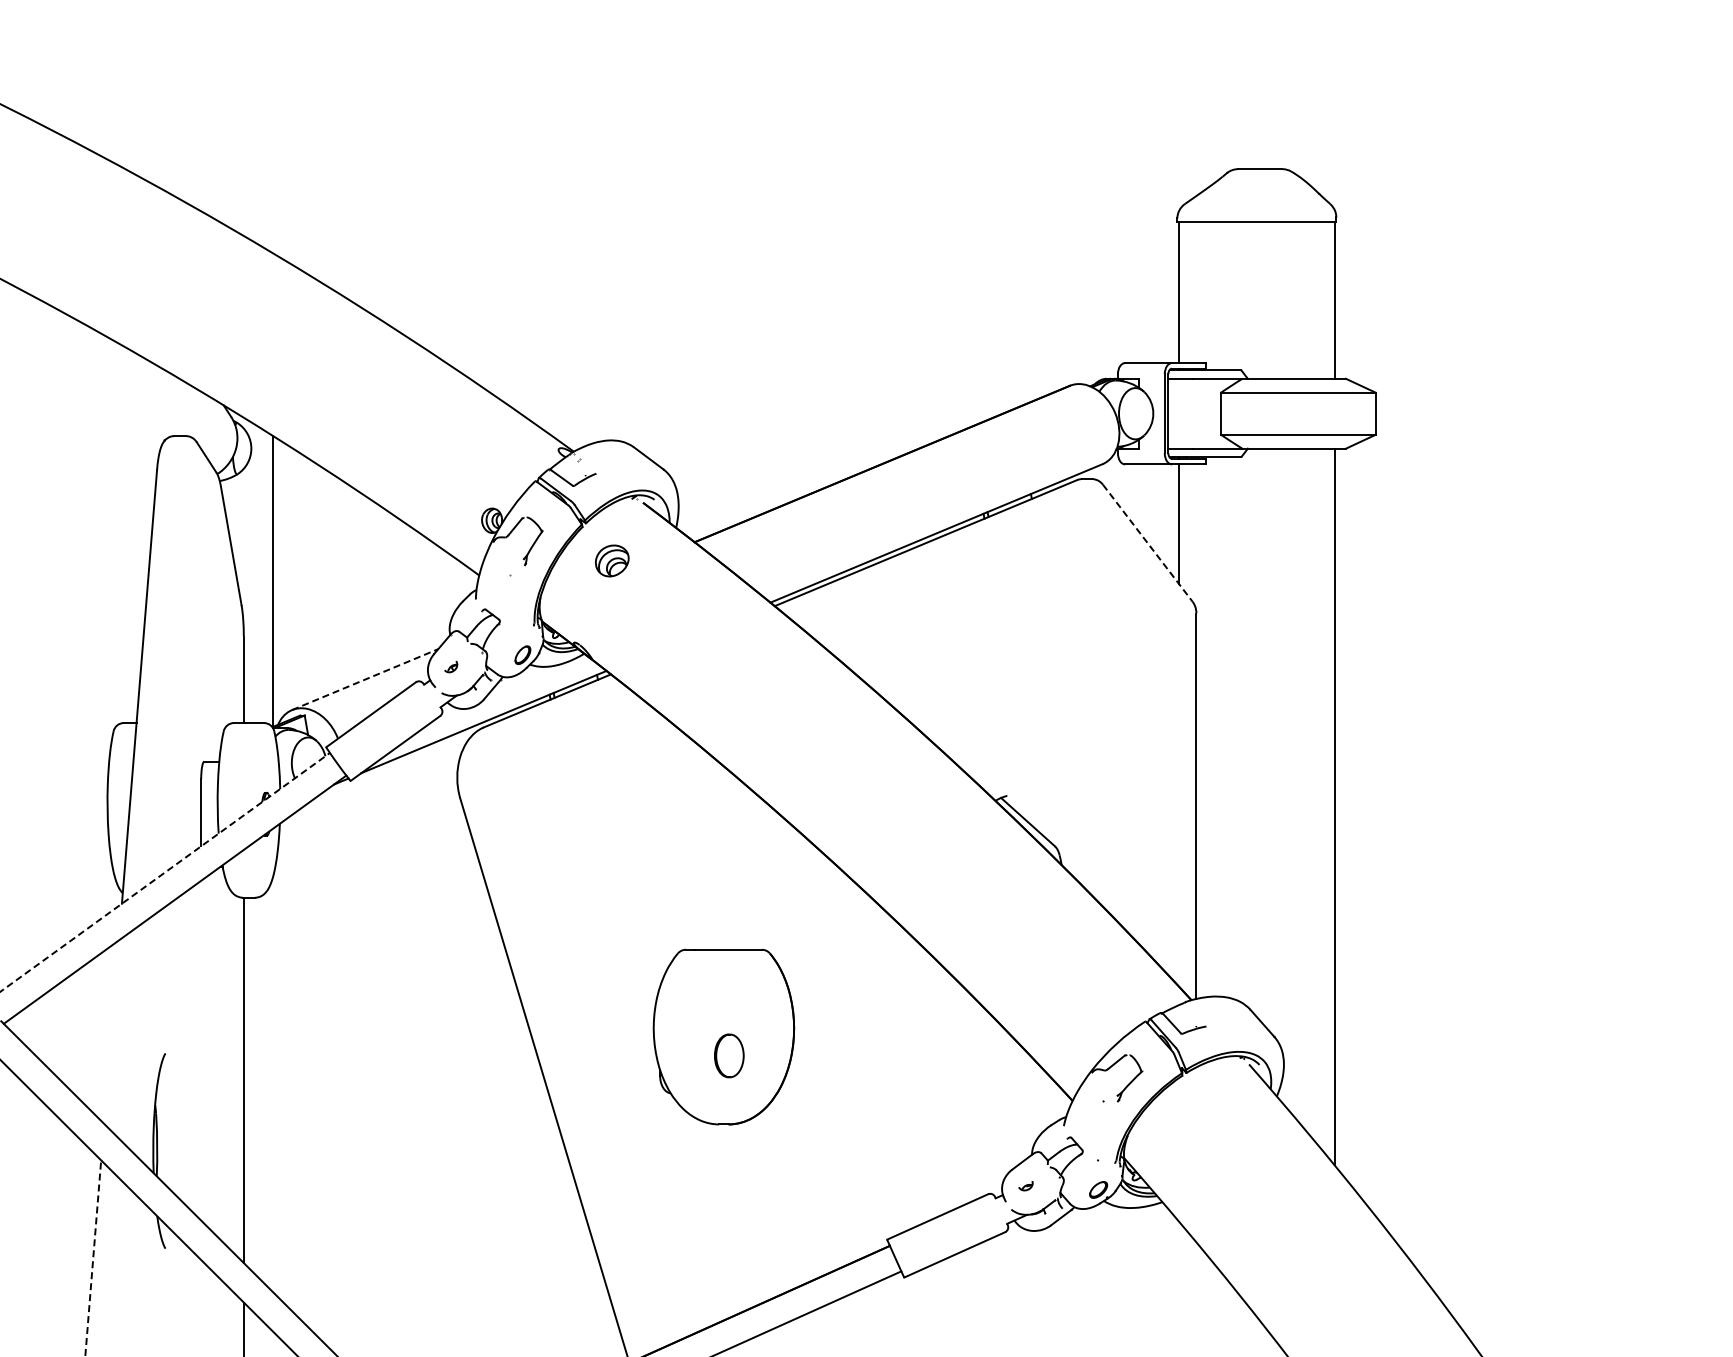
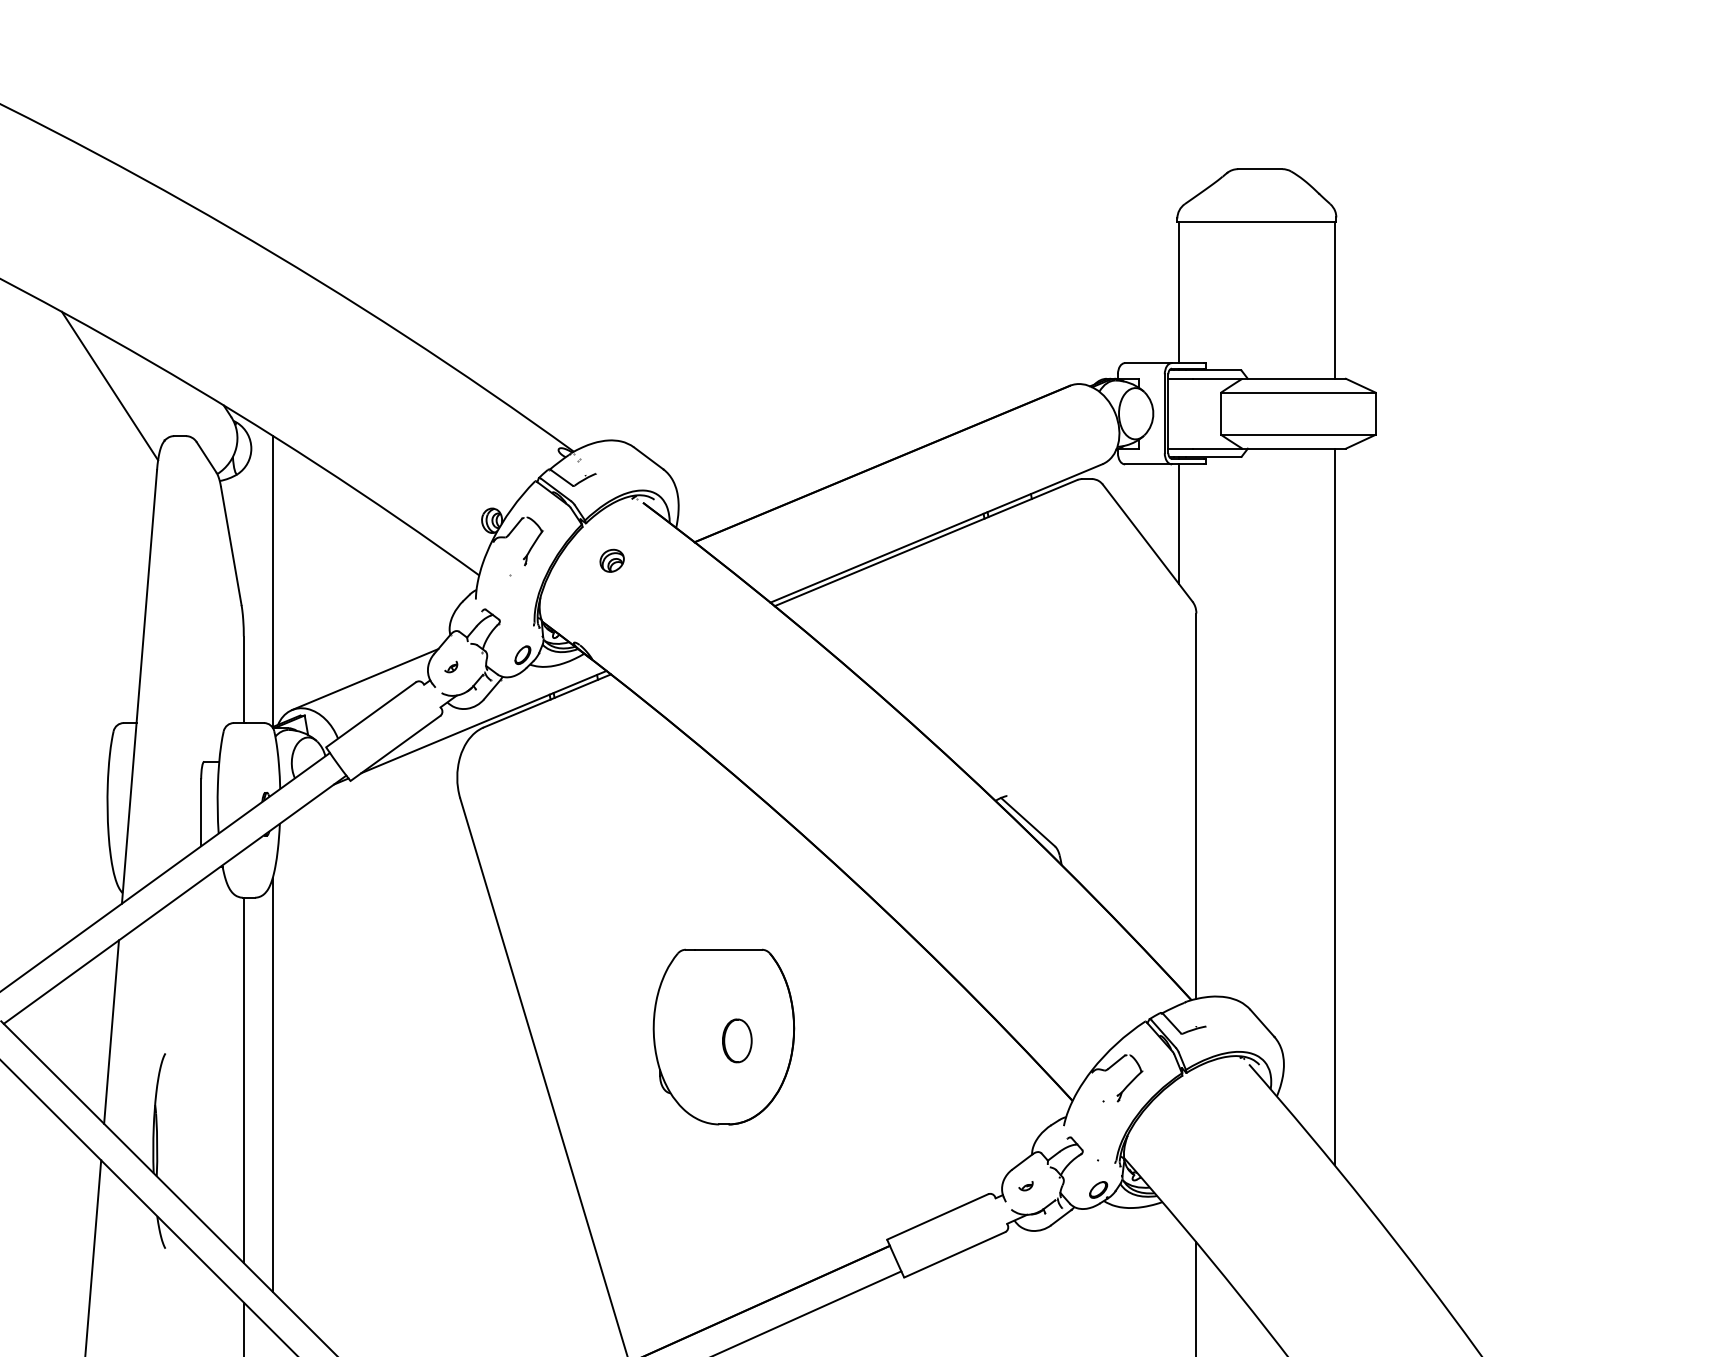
line: none -> present (109, 385)
line: dashed -> solid (1147, 543)
part size: 35x34 px -> 26x25 px (611, 560)
line: dashed -> solid (365, 679)
line: dashed -> solid (165, 872)
line: none -> present (111, 1031)
part position: (729, 1055) -> (737, 1040) (737, 1040)
line: none -> present (272, 1084)
line: dashed -> solid (93, 1257)
line: none -> present (1196, 1297)
